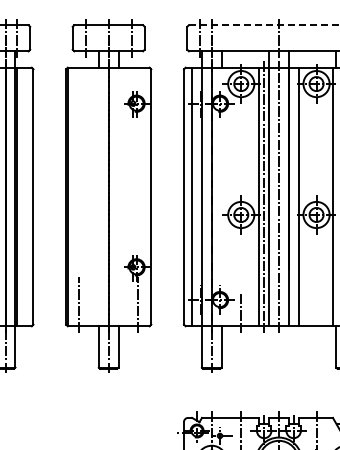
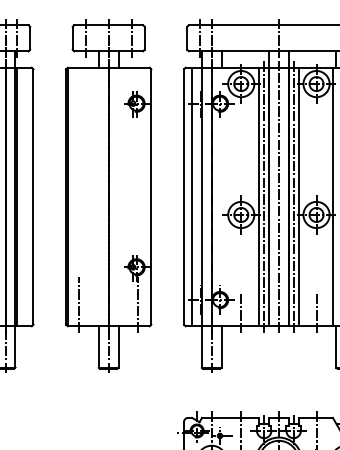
line: dashed -> solid (264, 25)
line: none -> present (293, 196)
line: none -> present (316, 312)
